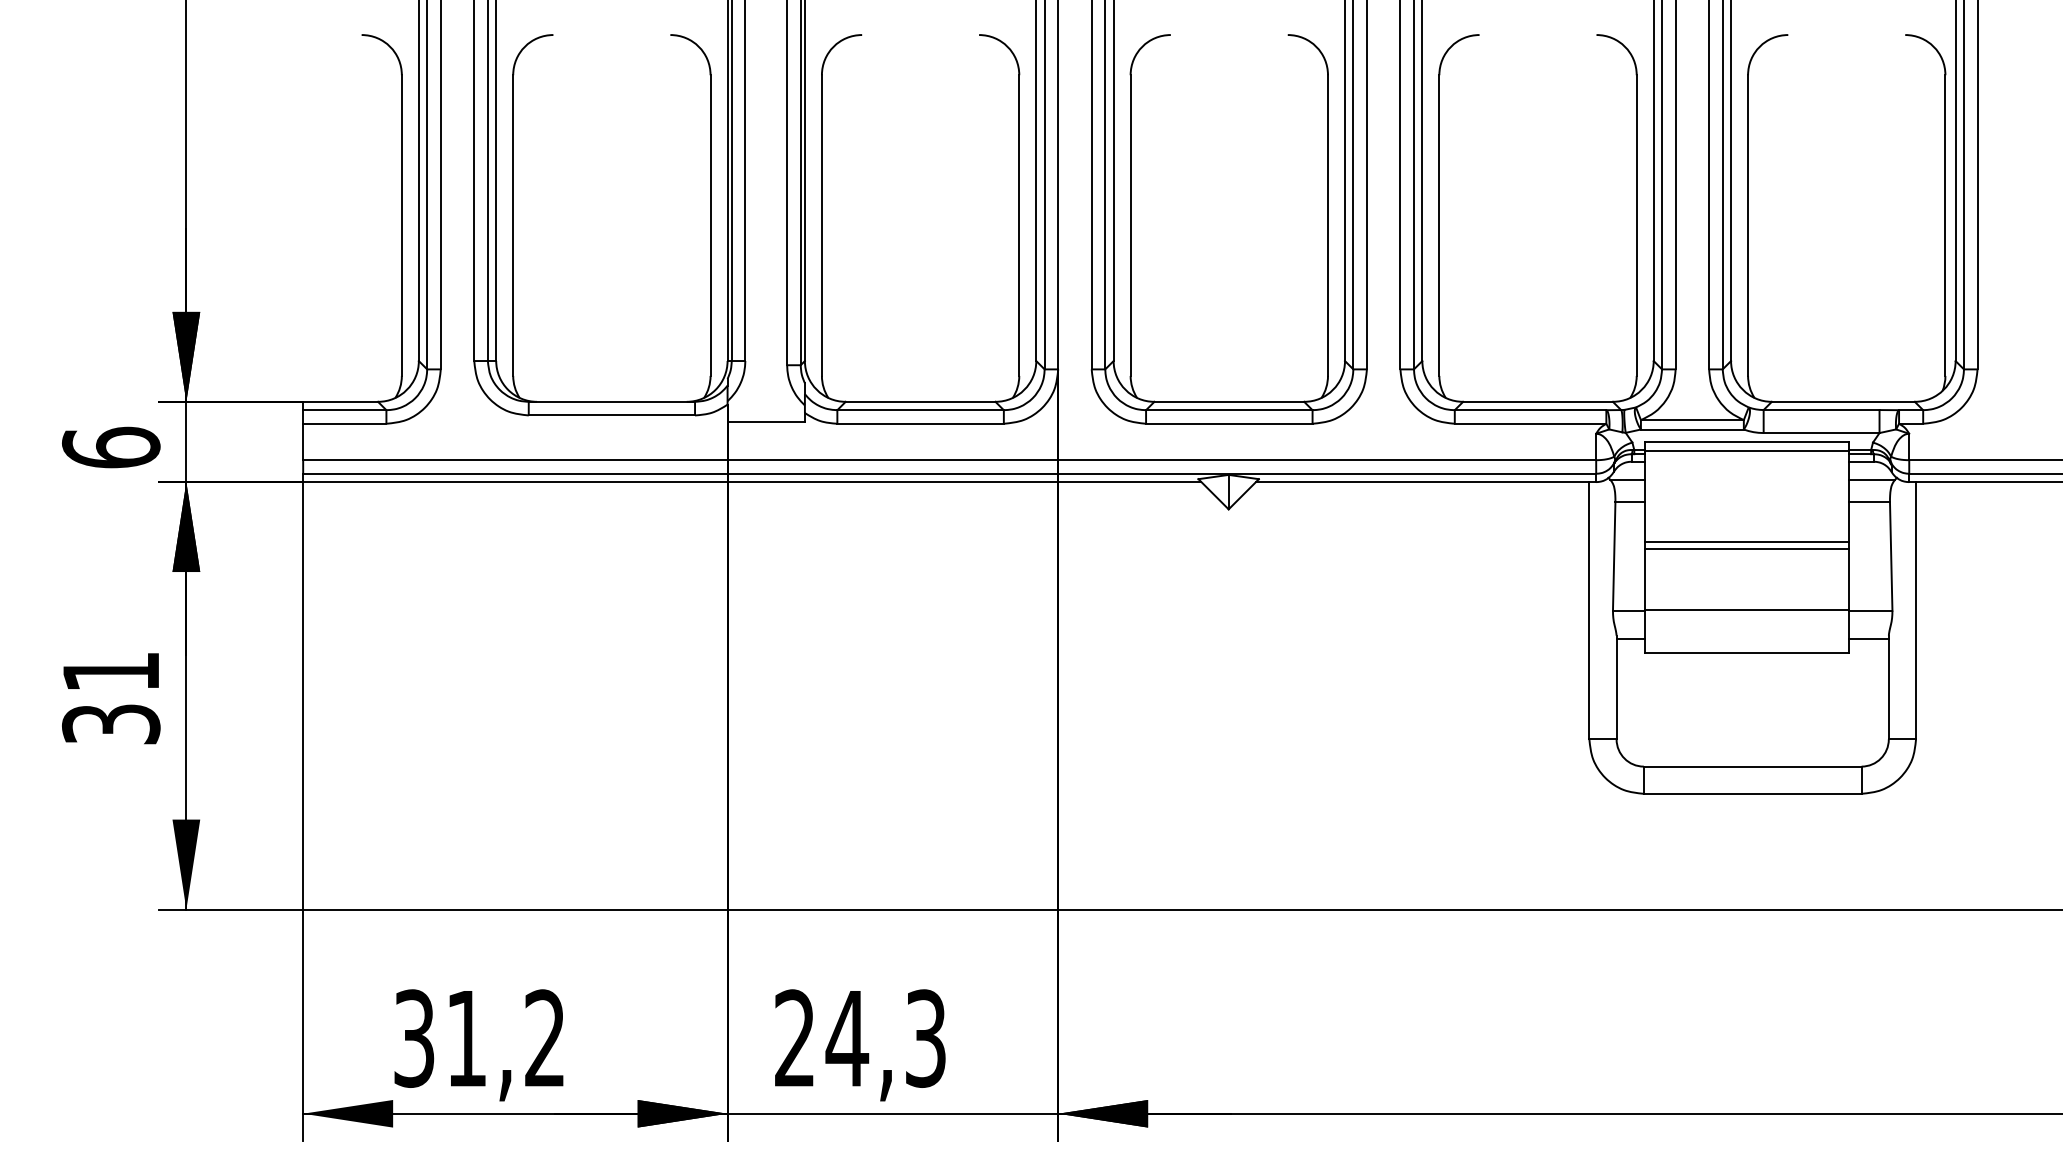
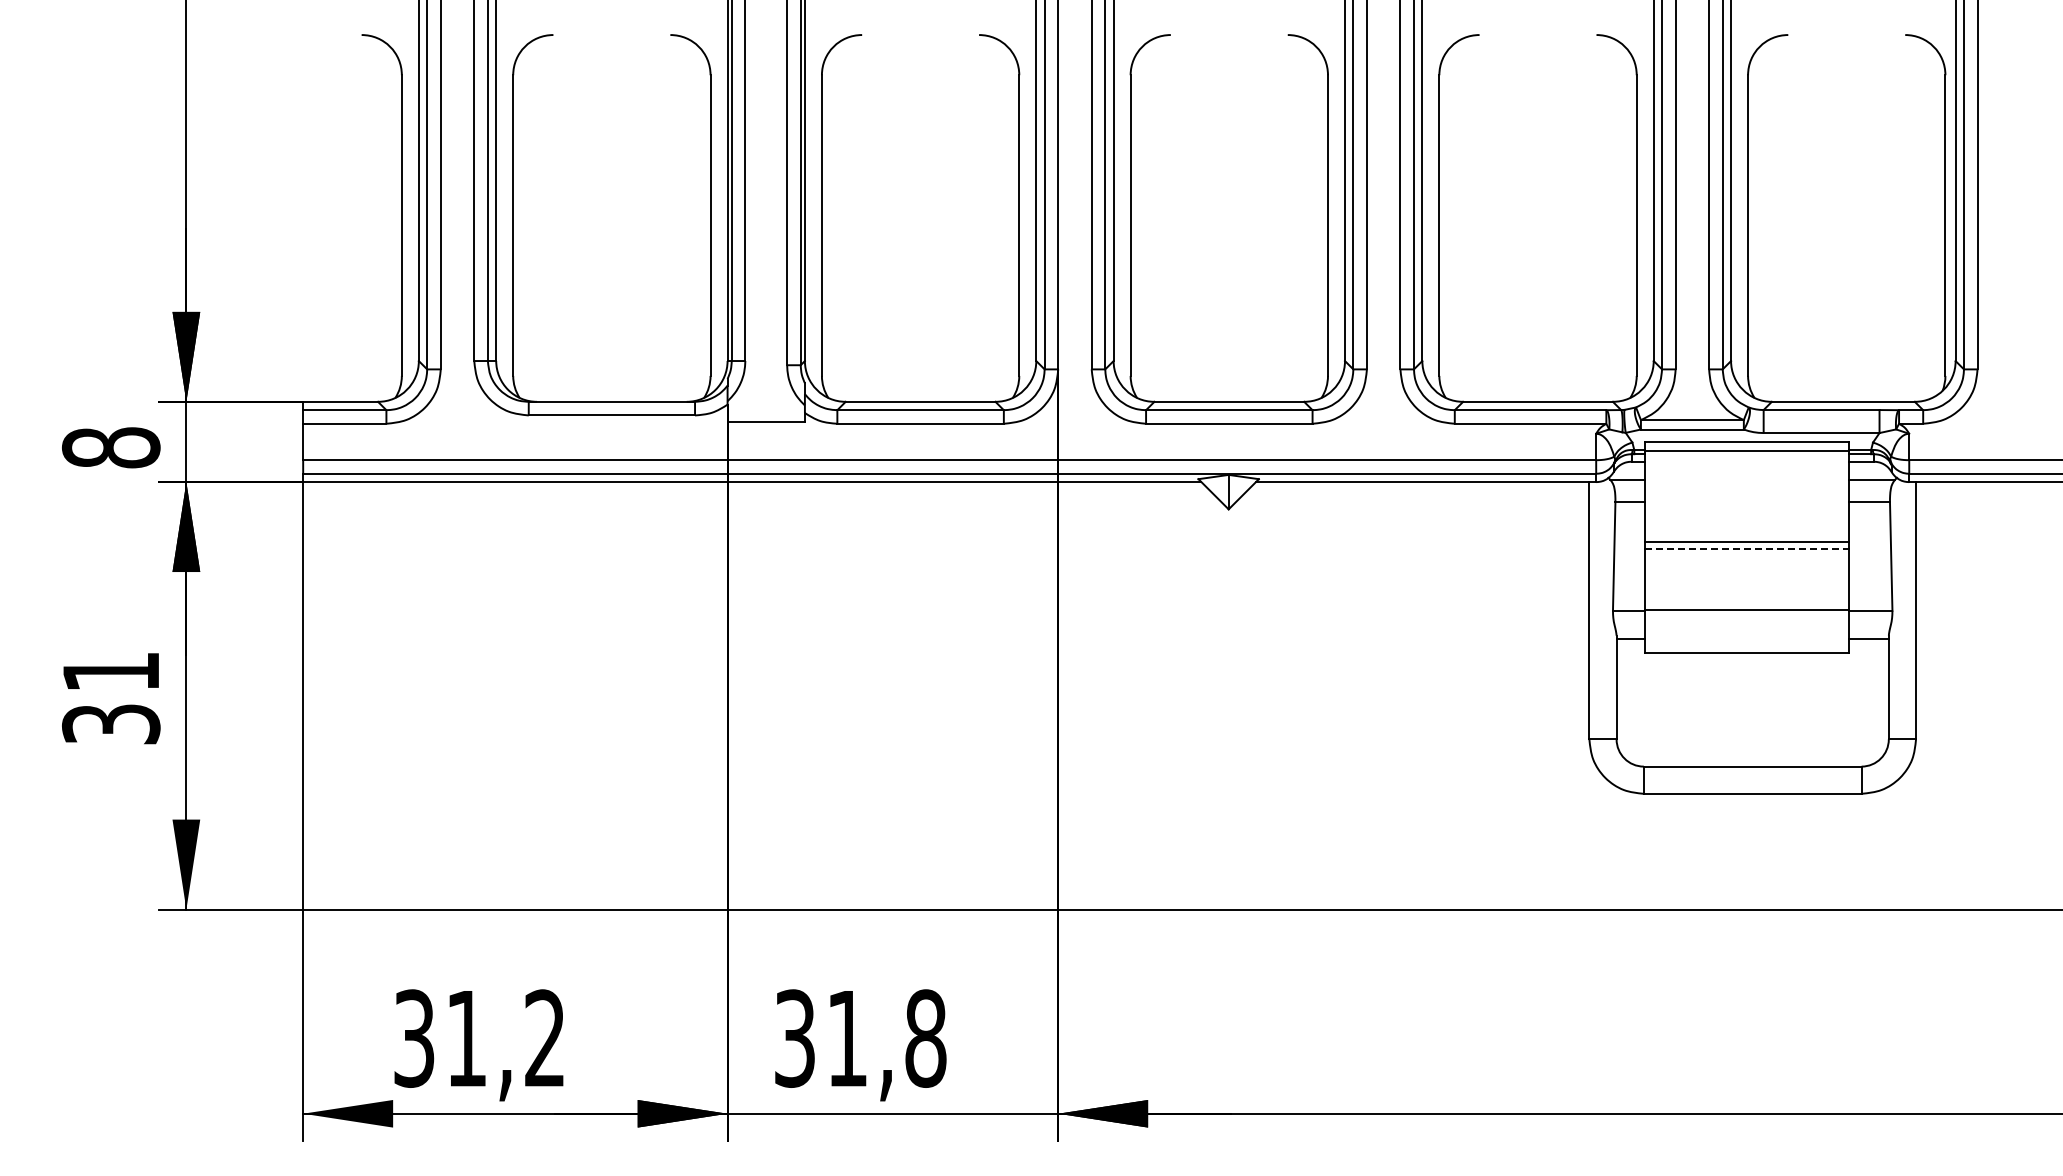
text: 6 -> 8 (111, 447)
line: solid -> dashed (1747, 548)
text: 24,3 -> 31,8 (860, 1038)
